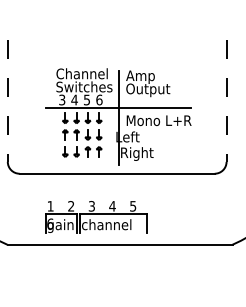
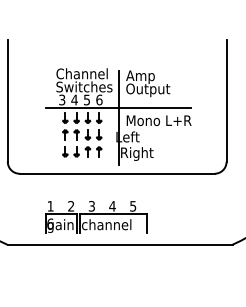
line: dashed -> solid (7, 101)
line: dashed -> solid (226, 101)
